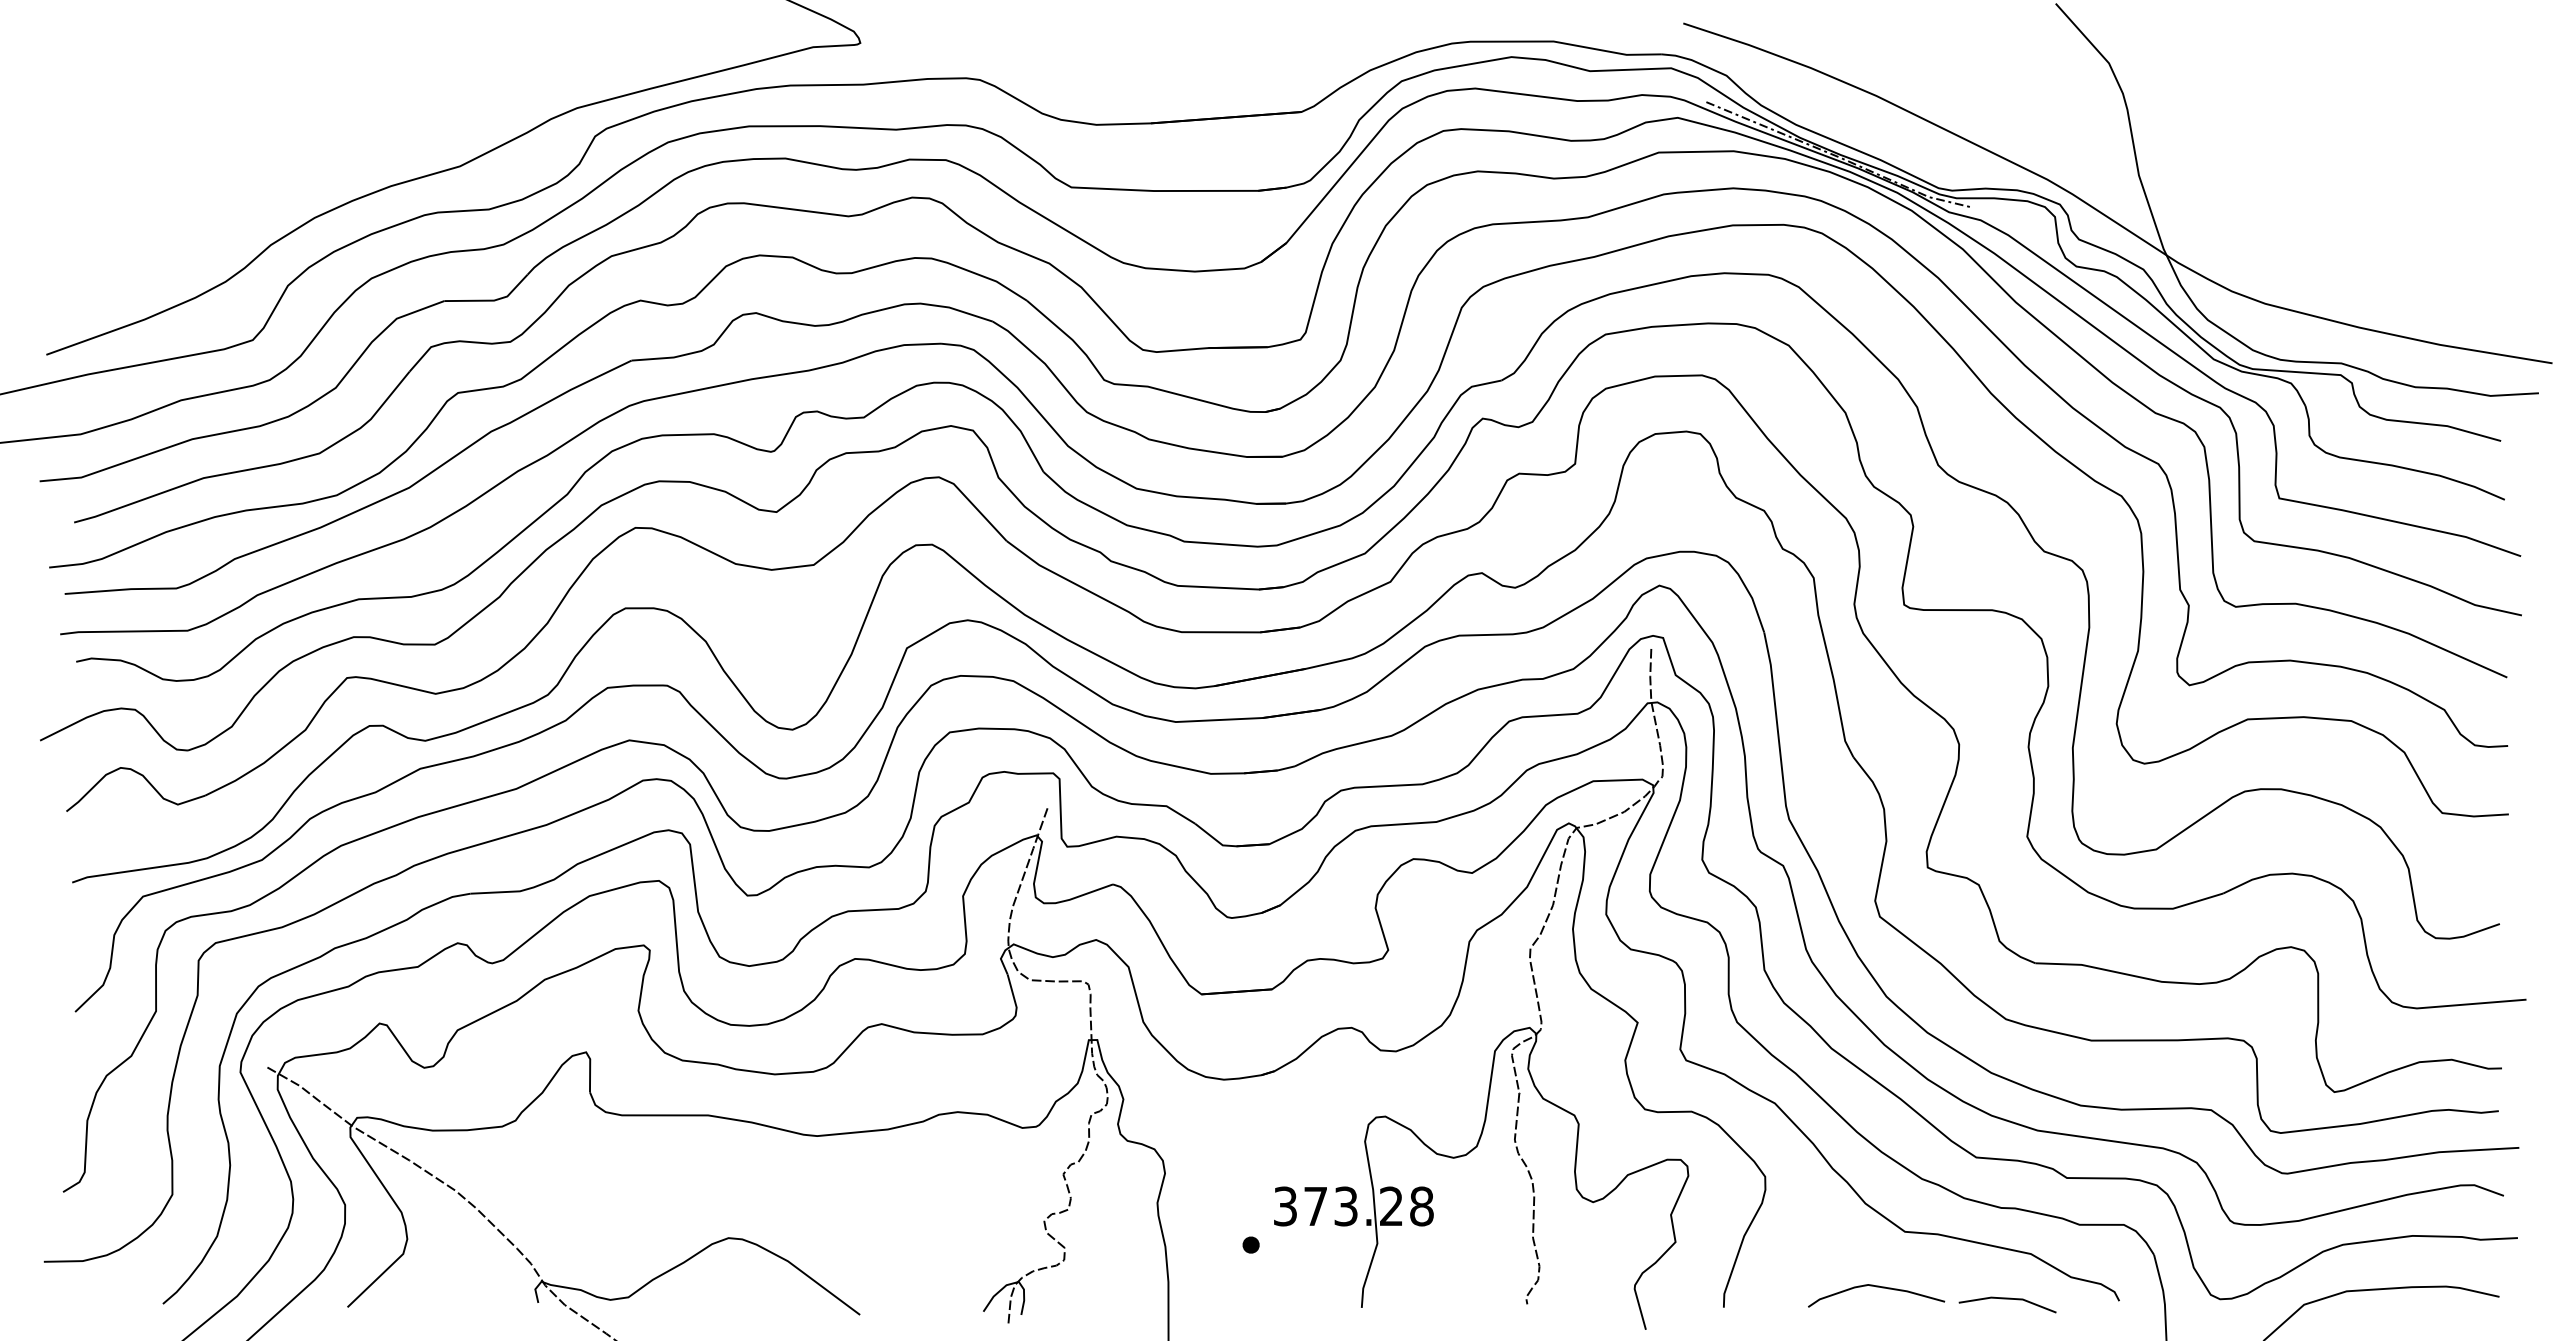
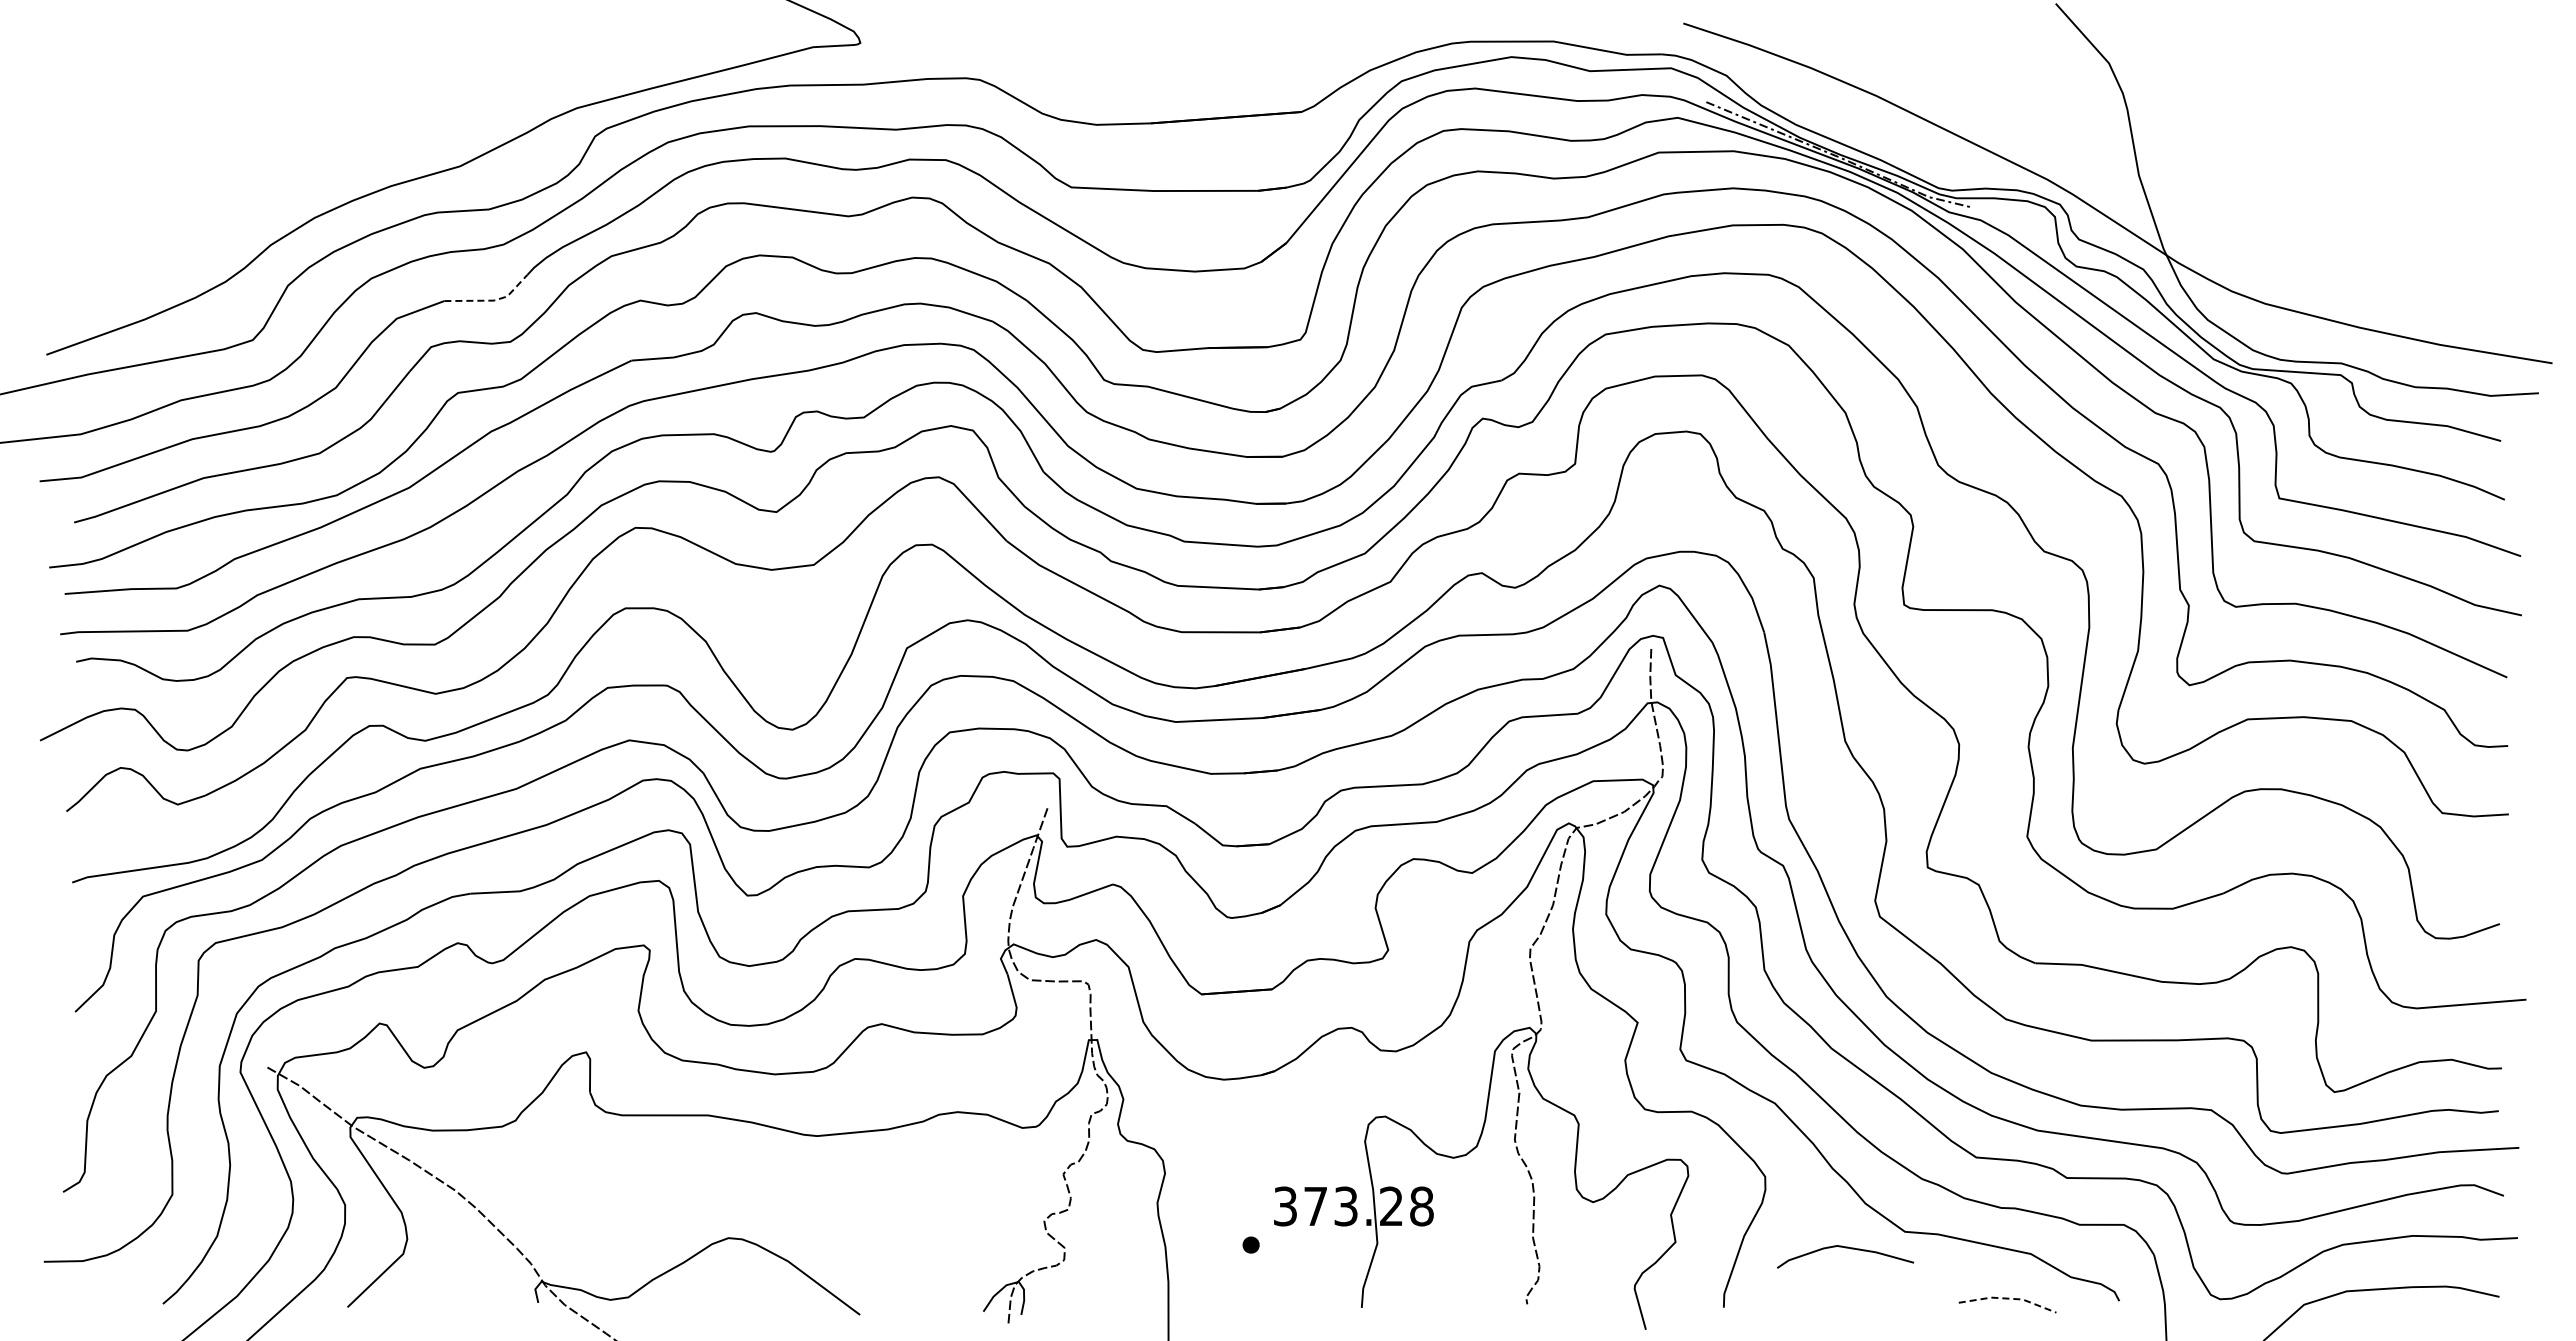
line: solid -> dashed (492, 300)
curve position: (1876, 1287) -> (1845, 1248) (1845, 1248)
line: solid -> dashed (2008, 1298)
